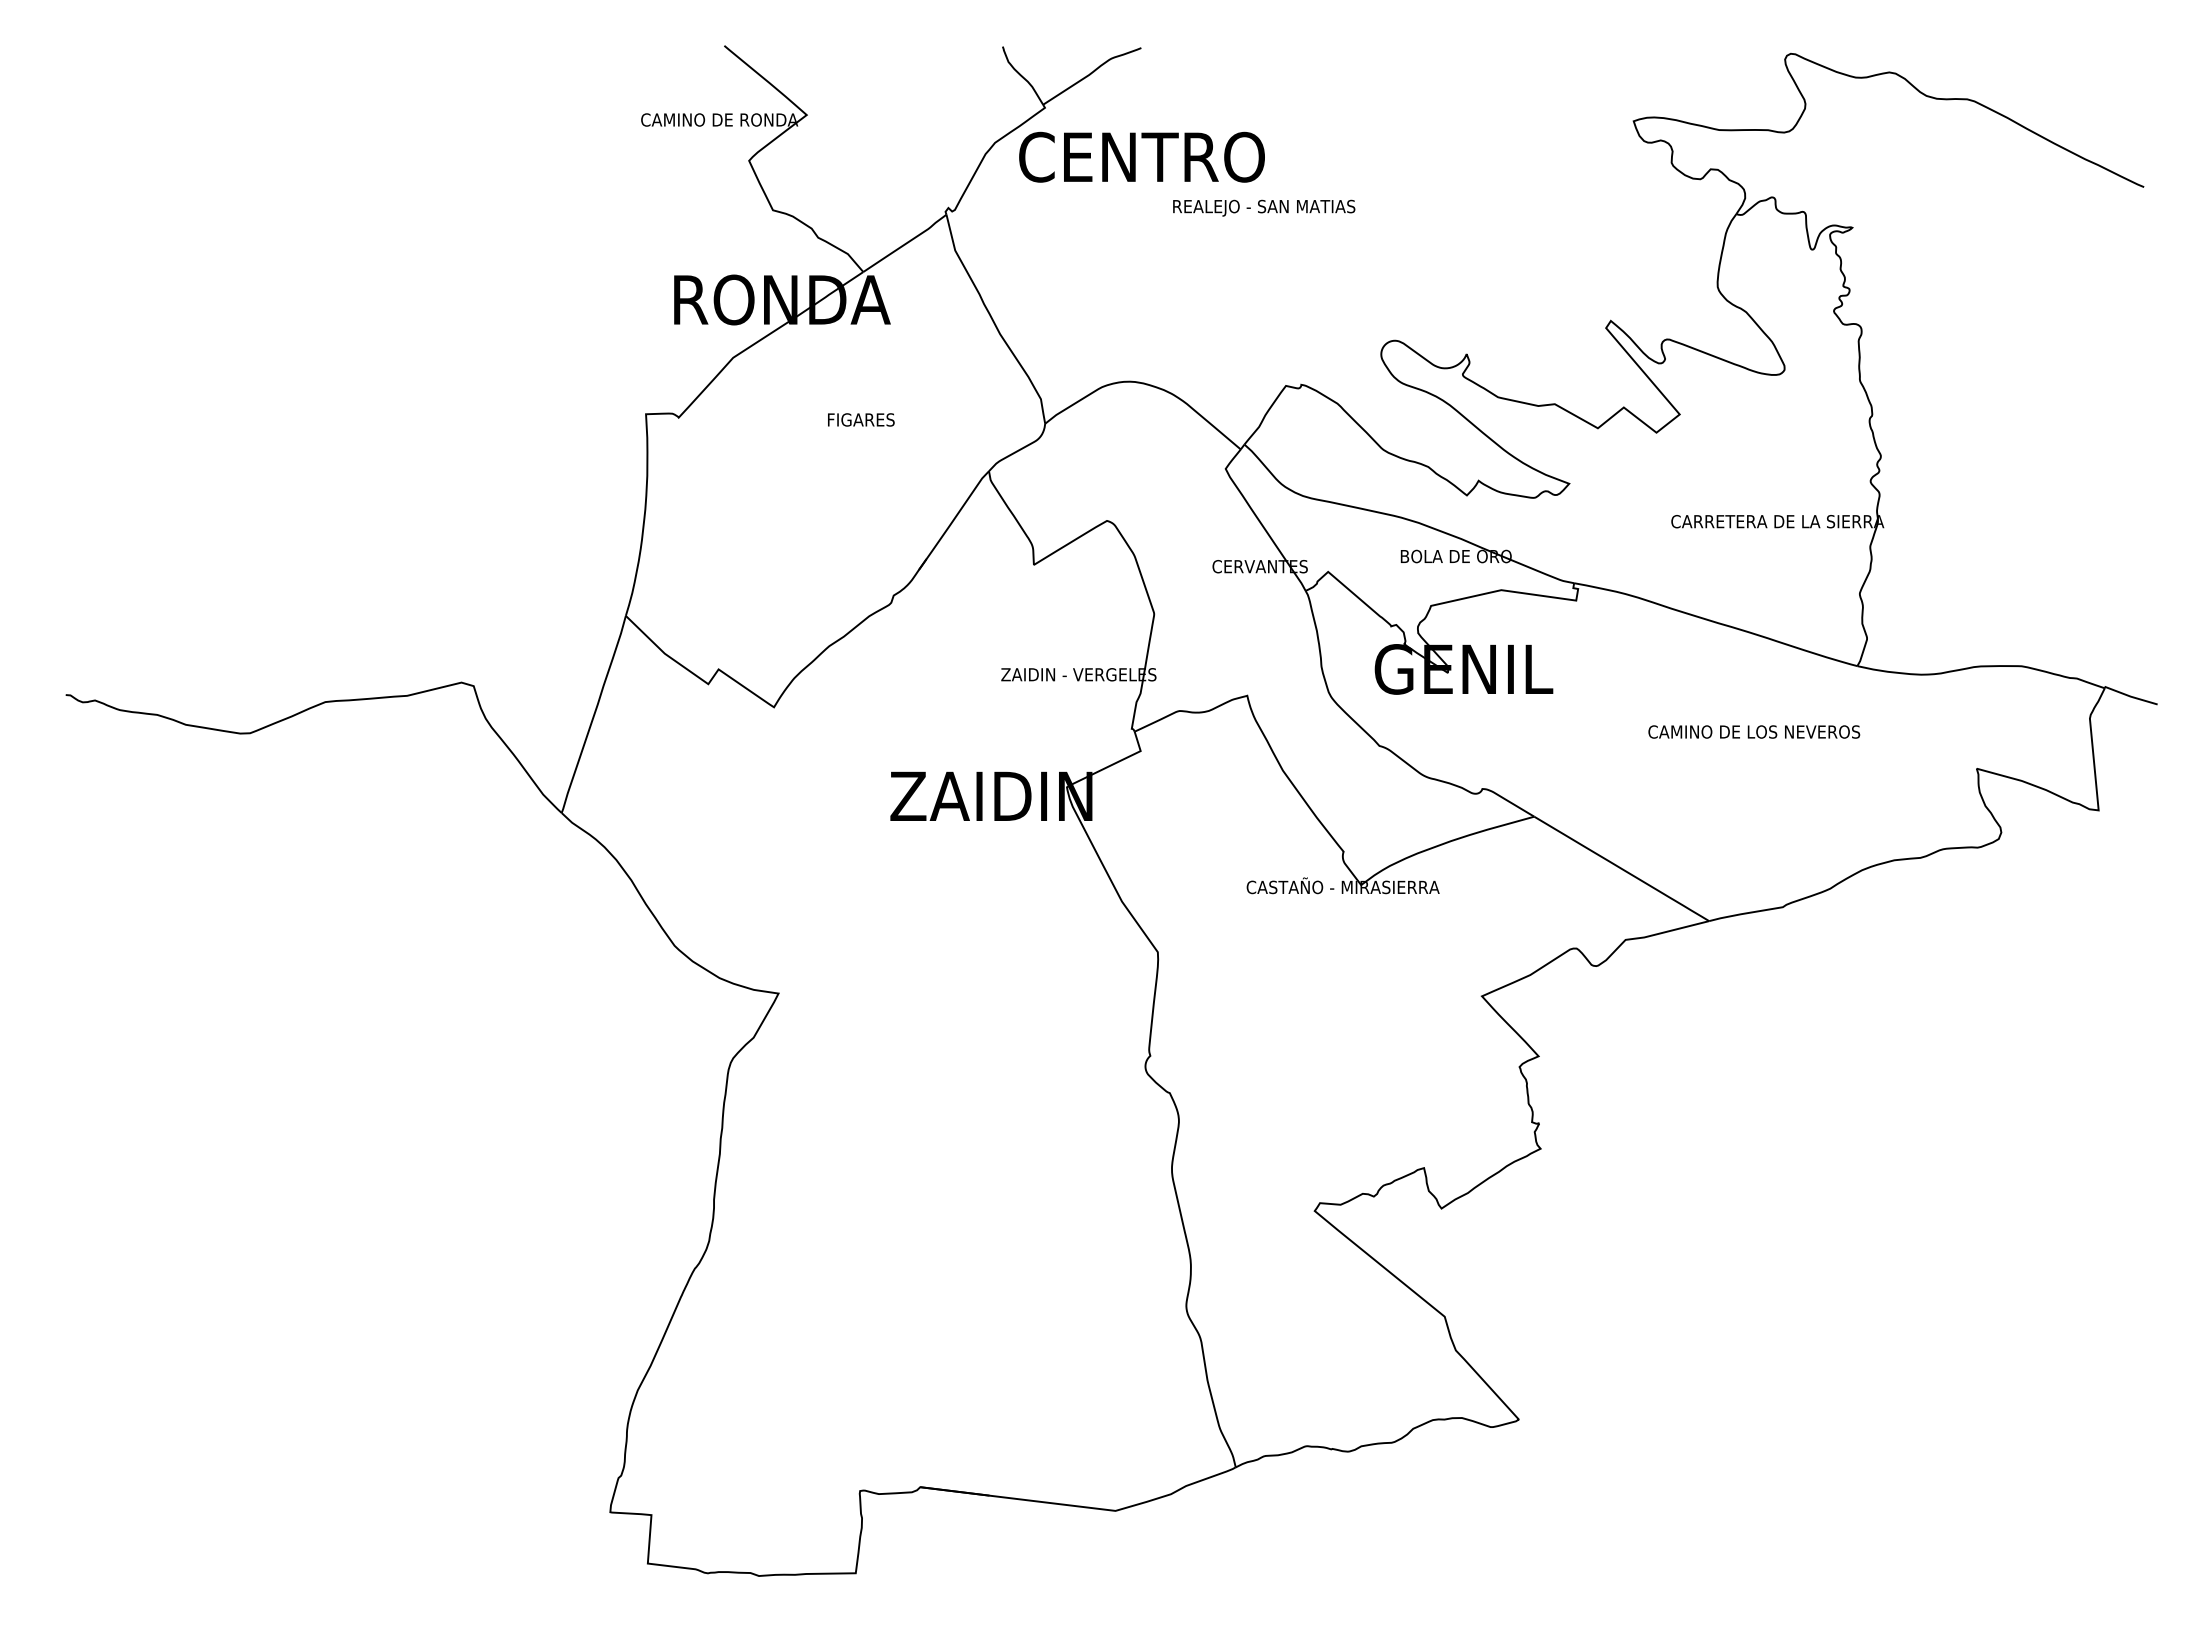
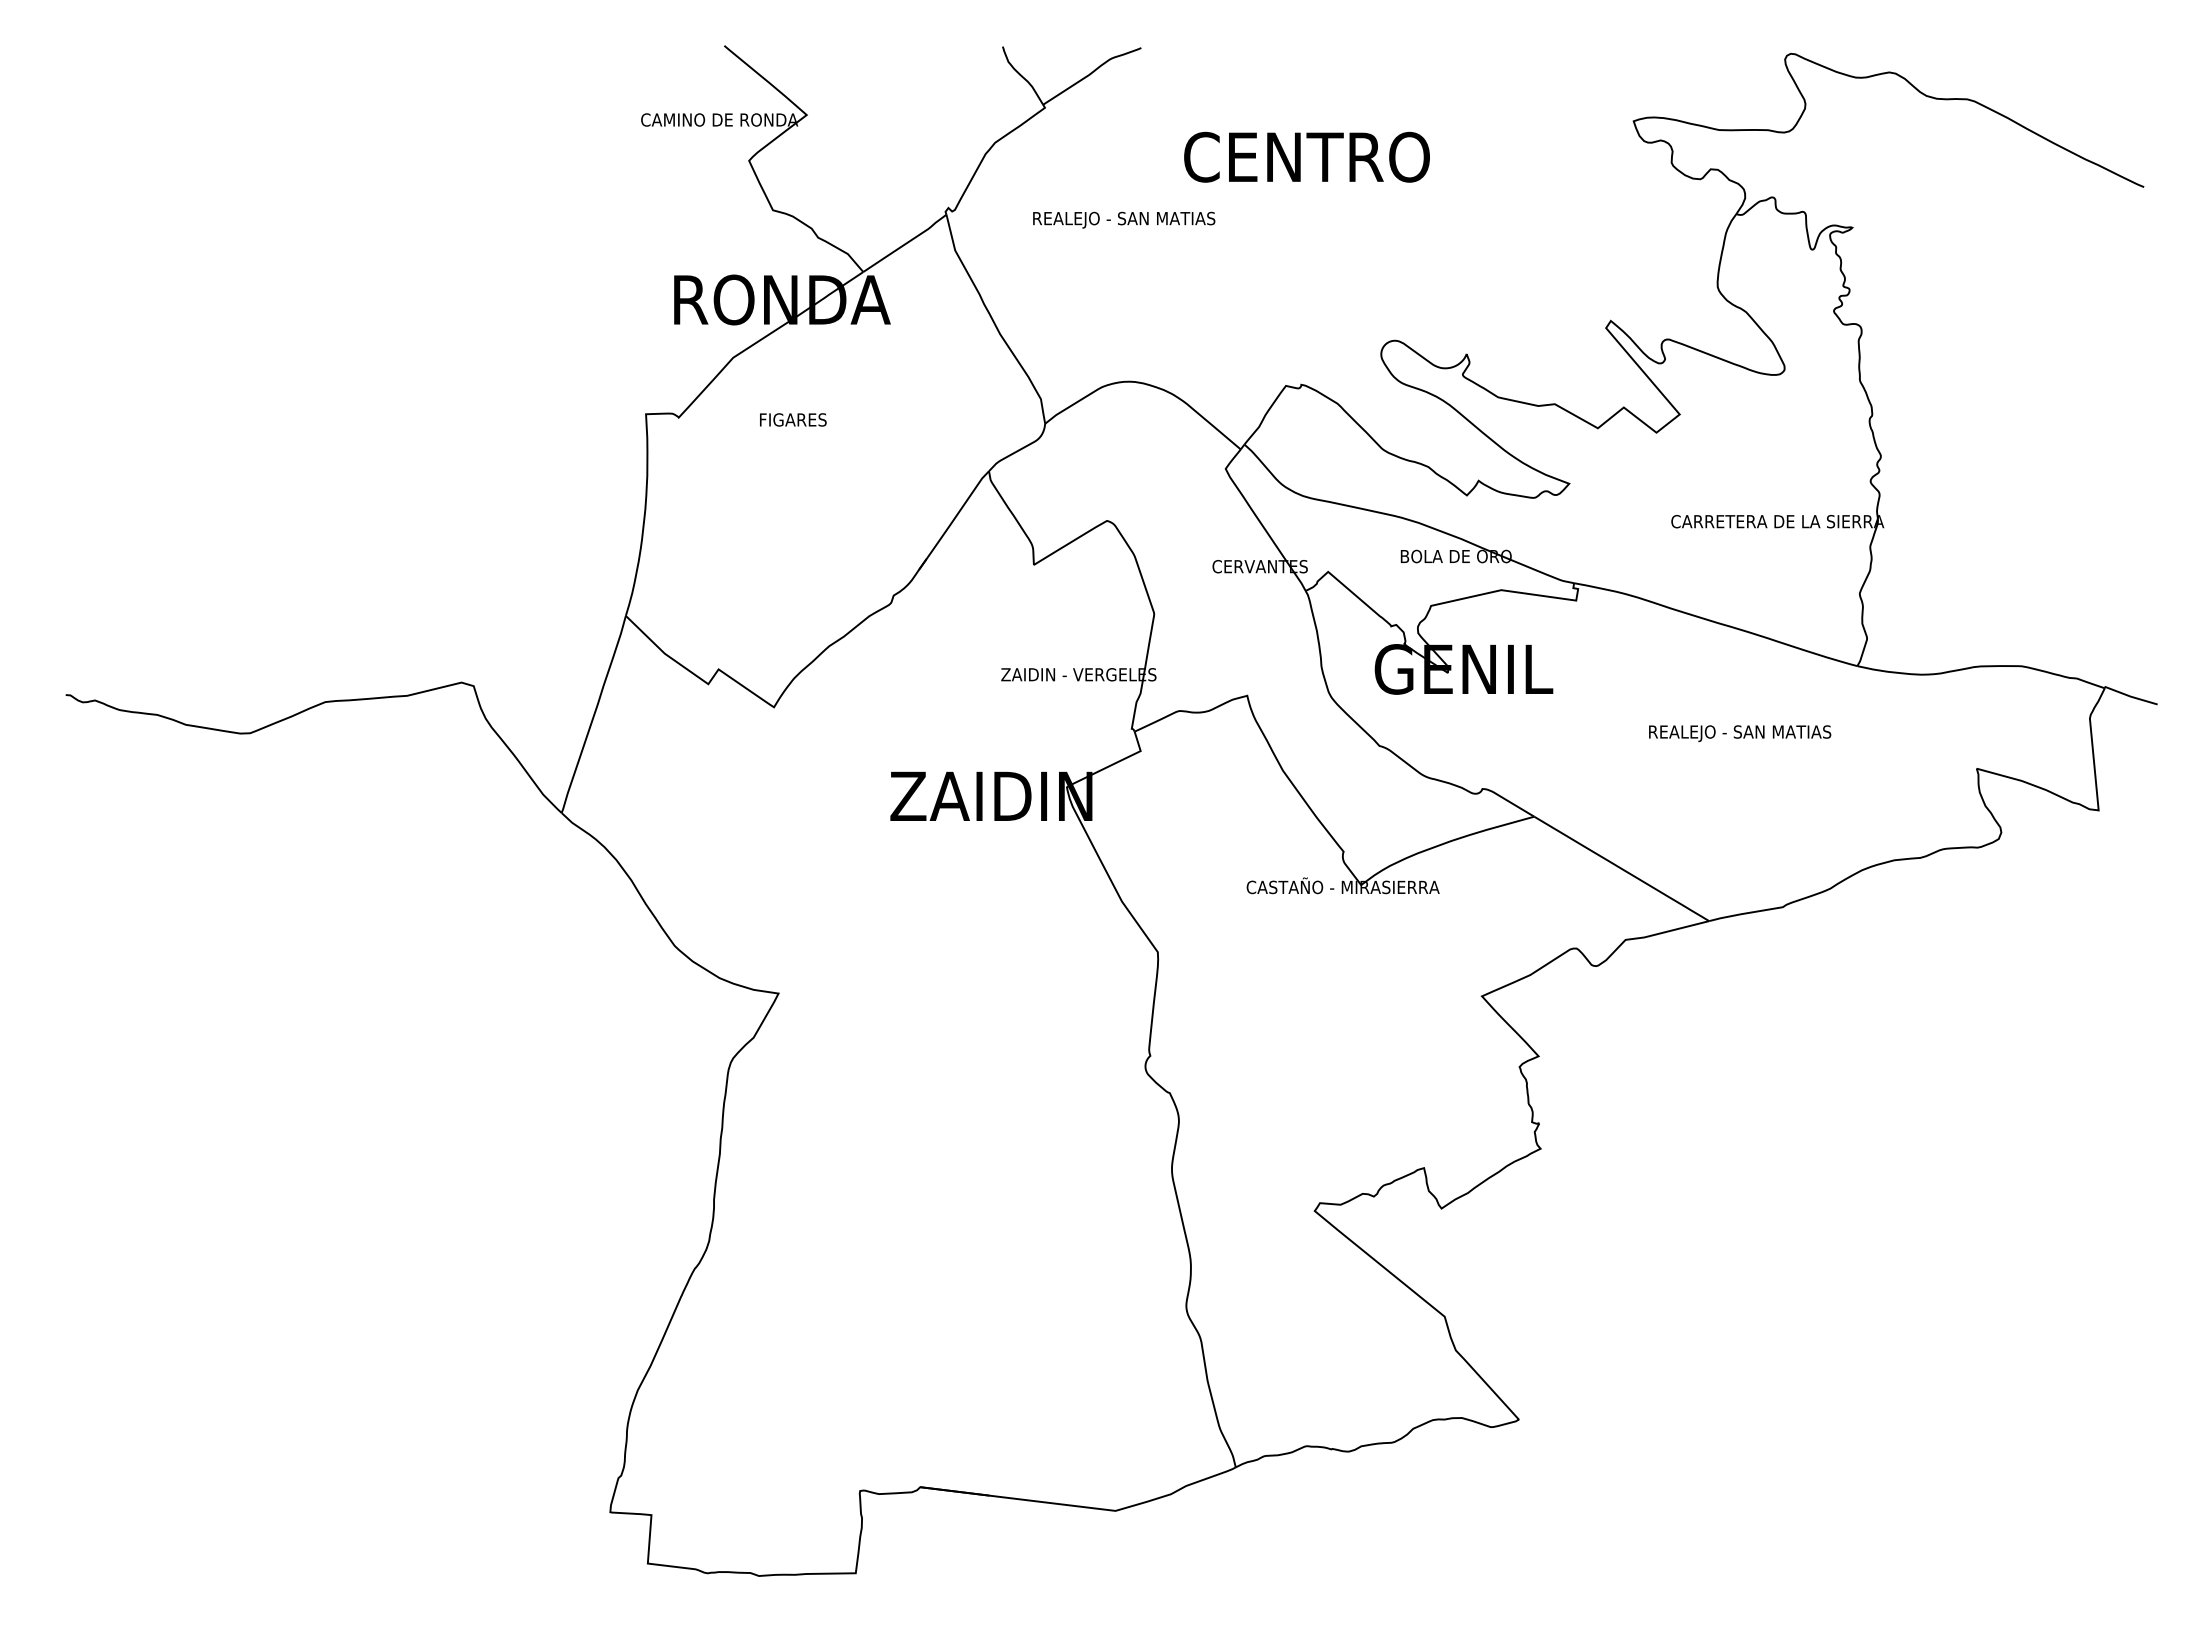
text position: (1141, 156) -> (1306, 156) (1306, 156)
text position: (1264, 207) -> (1124, 219) (1124, 219)
text position: (861, 419) -> (793, 419) (793, 419)
text: CAMINO DE LOS NEVEROS -> REALEJO - SAN MATIAS (1754, 733)
